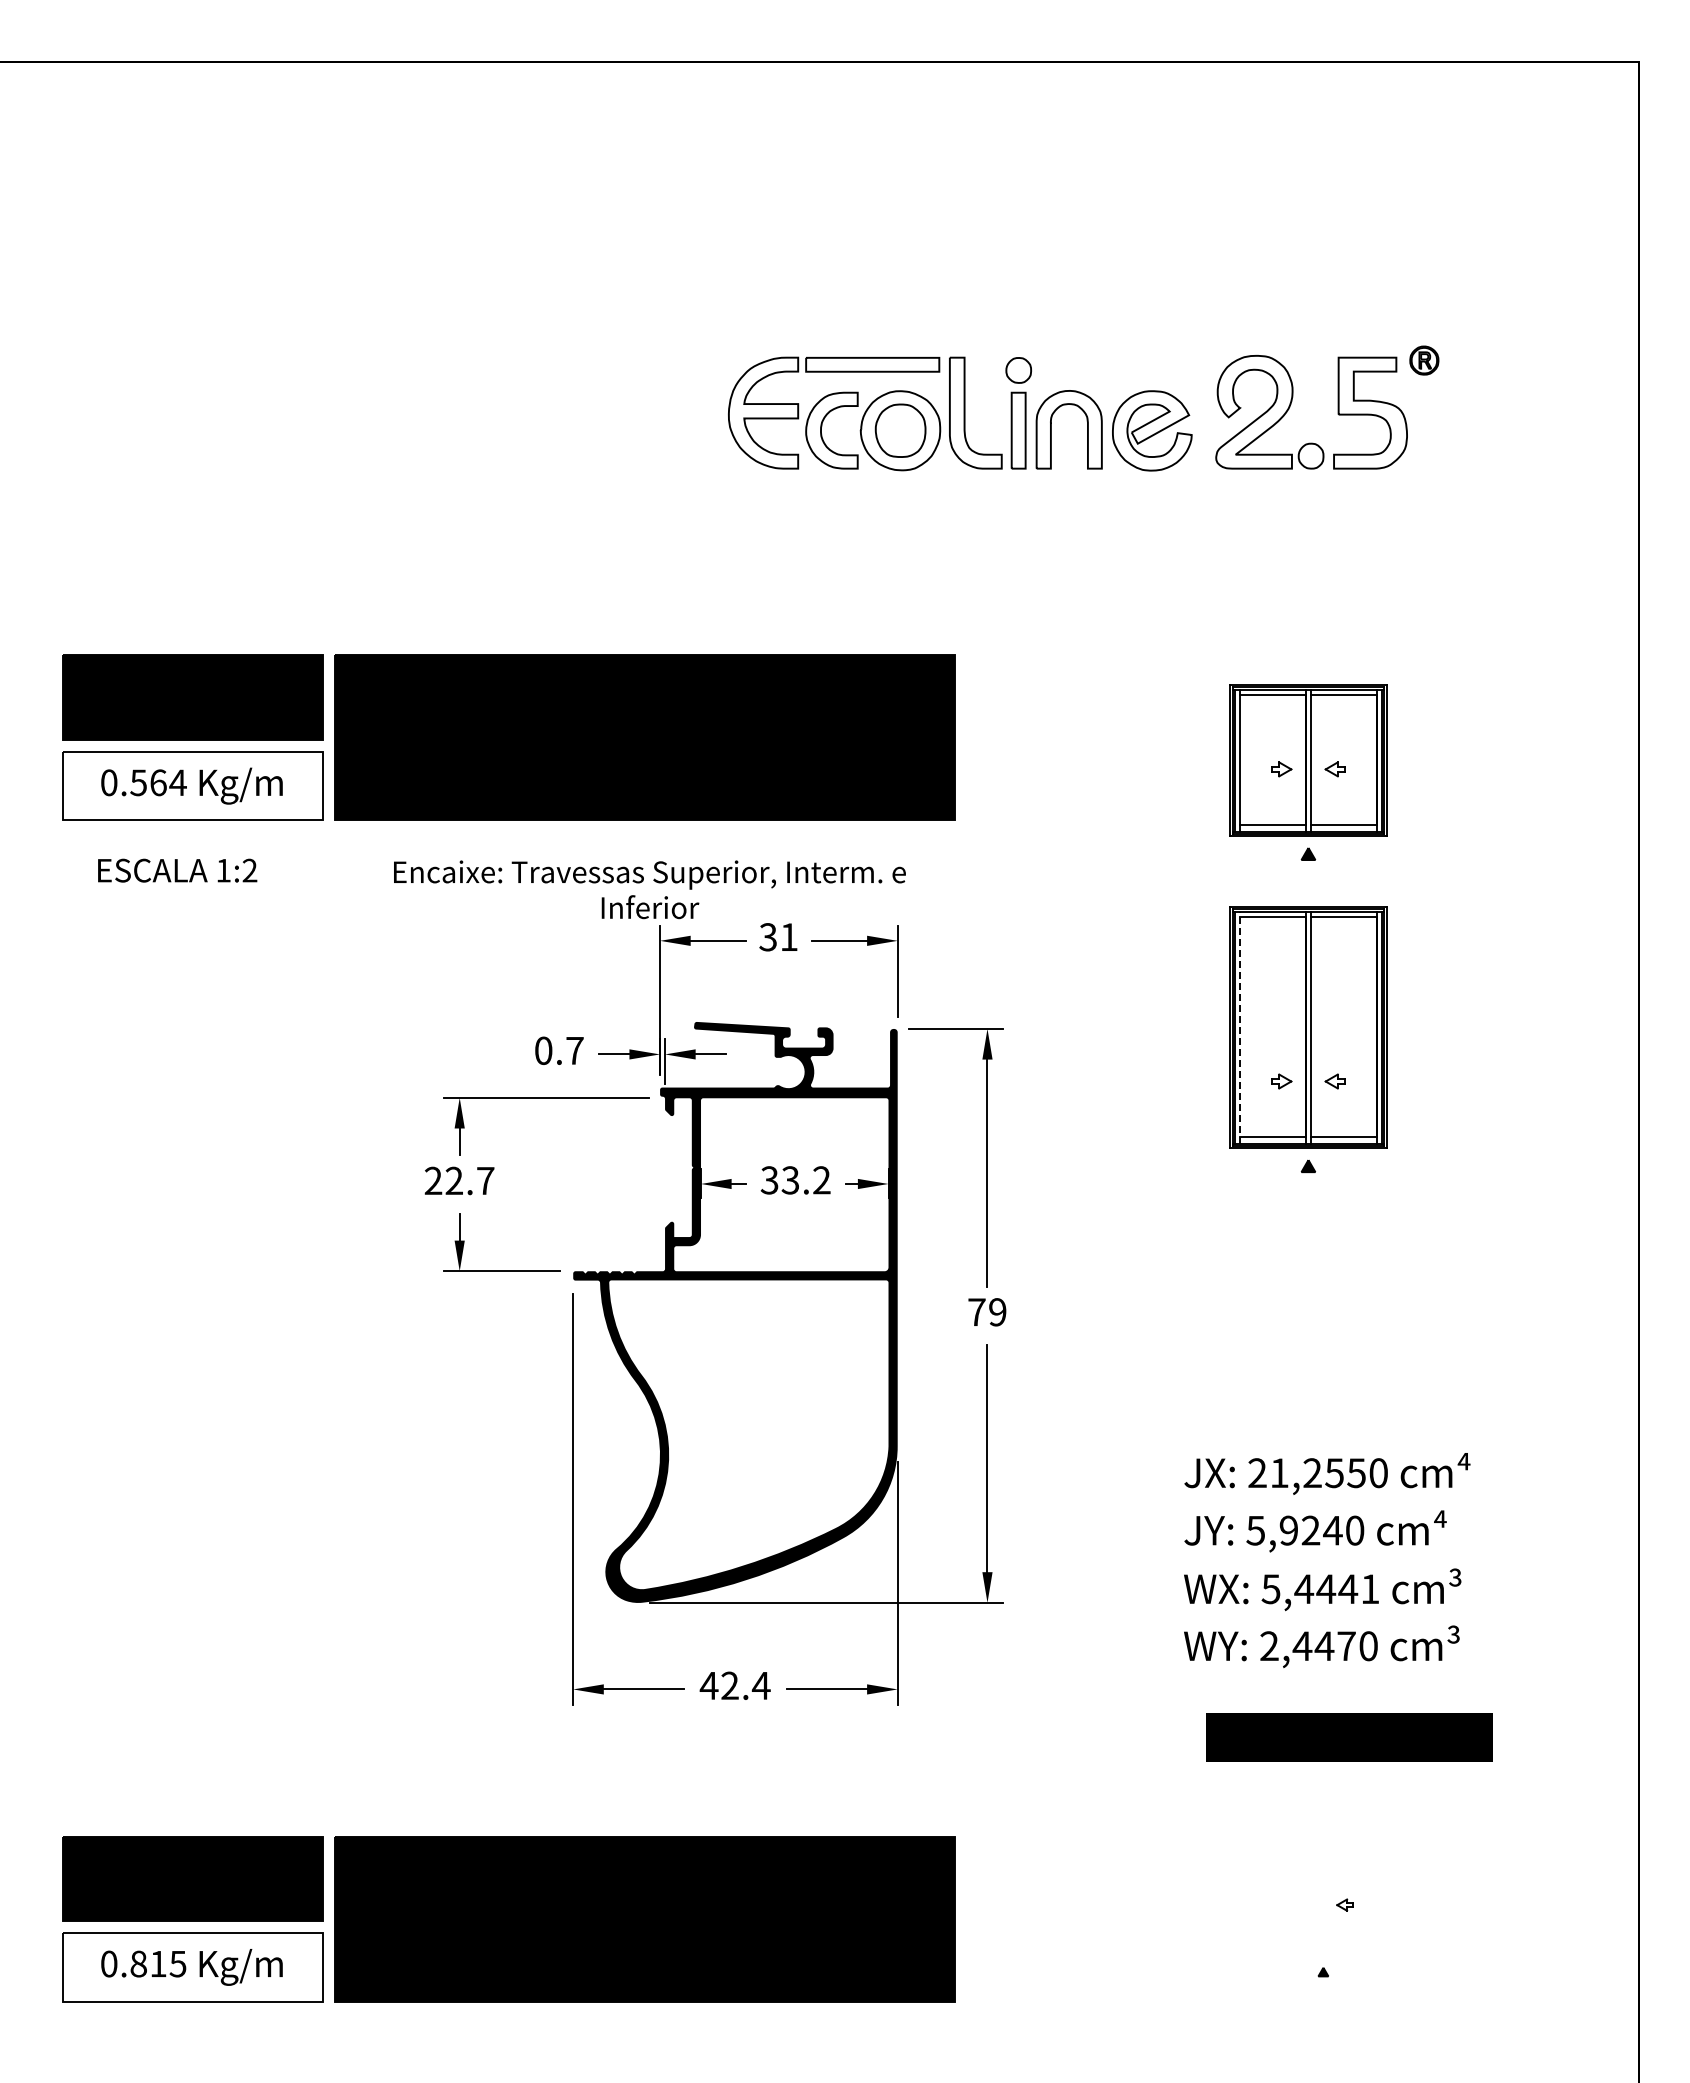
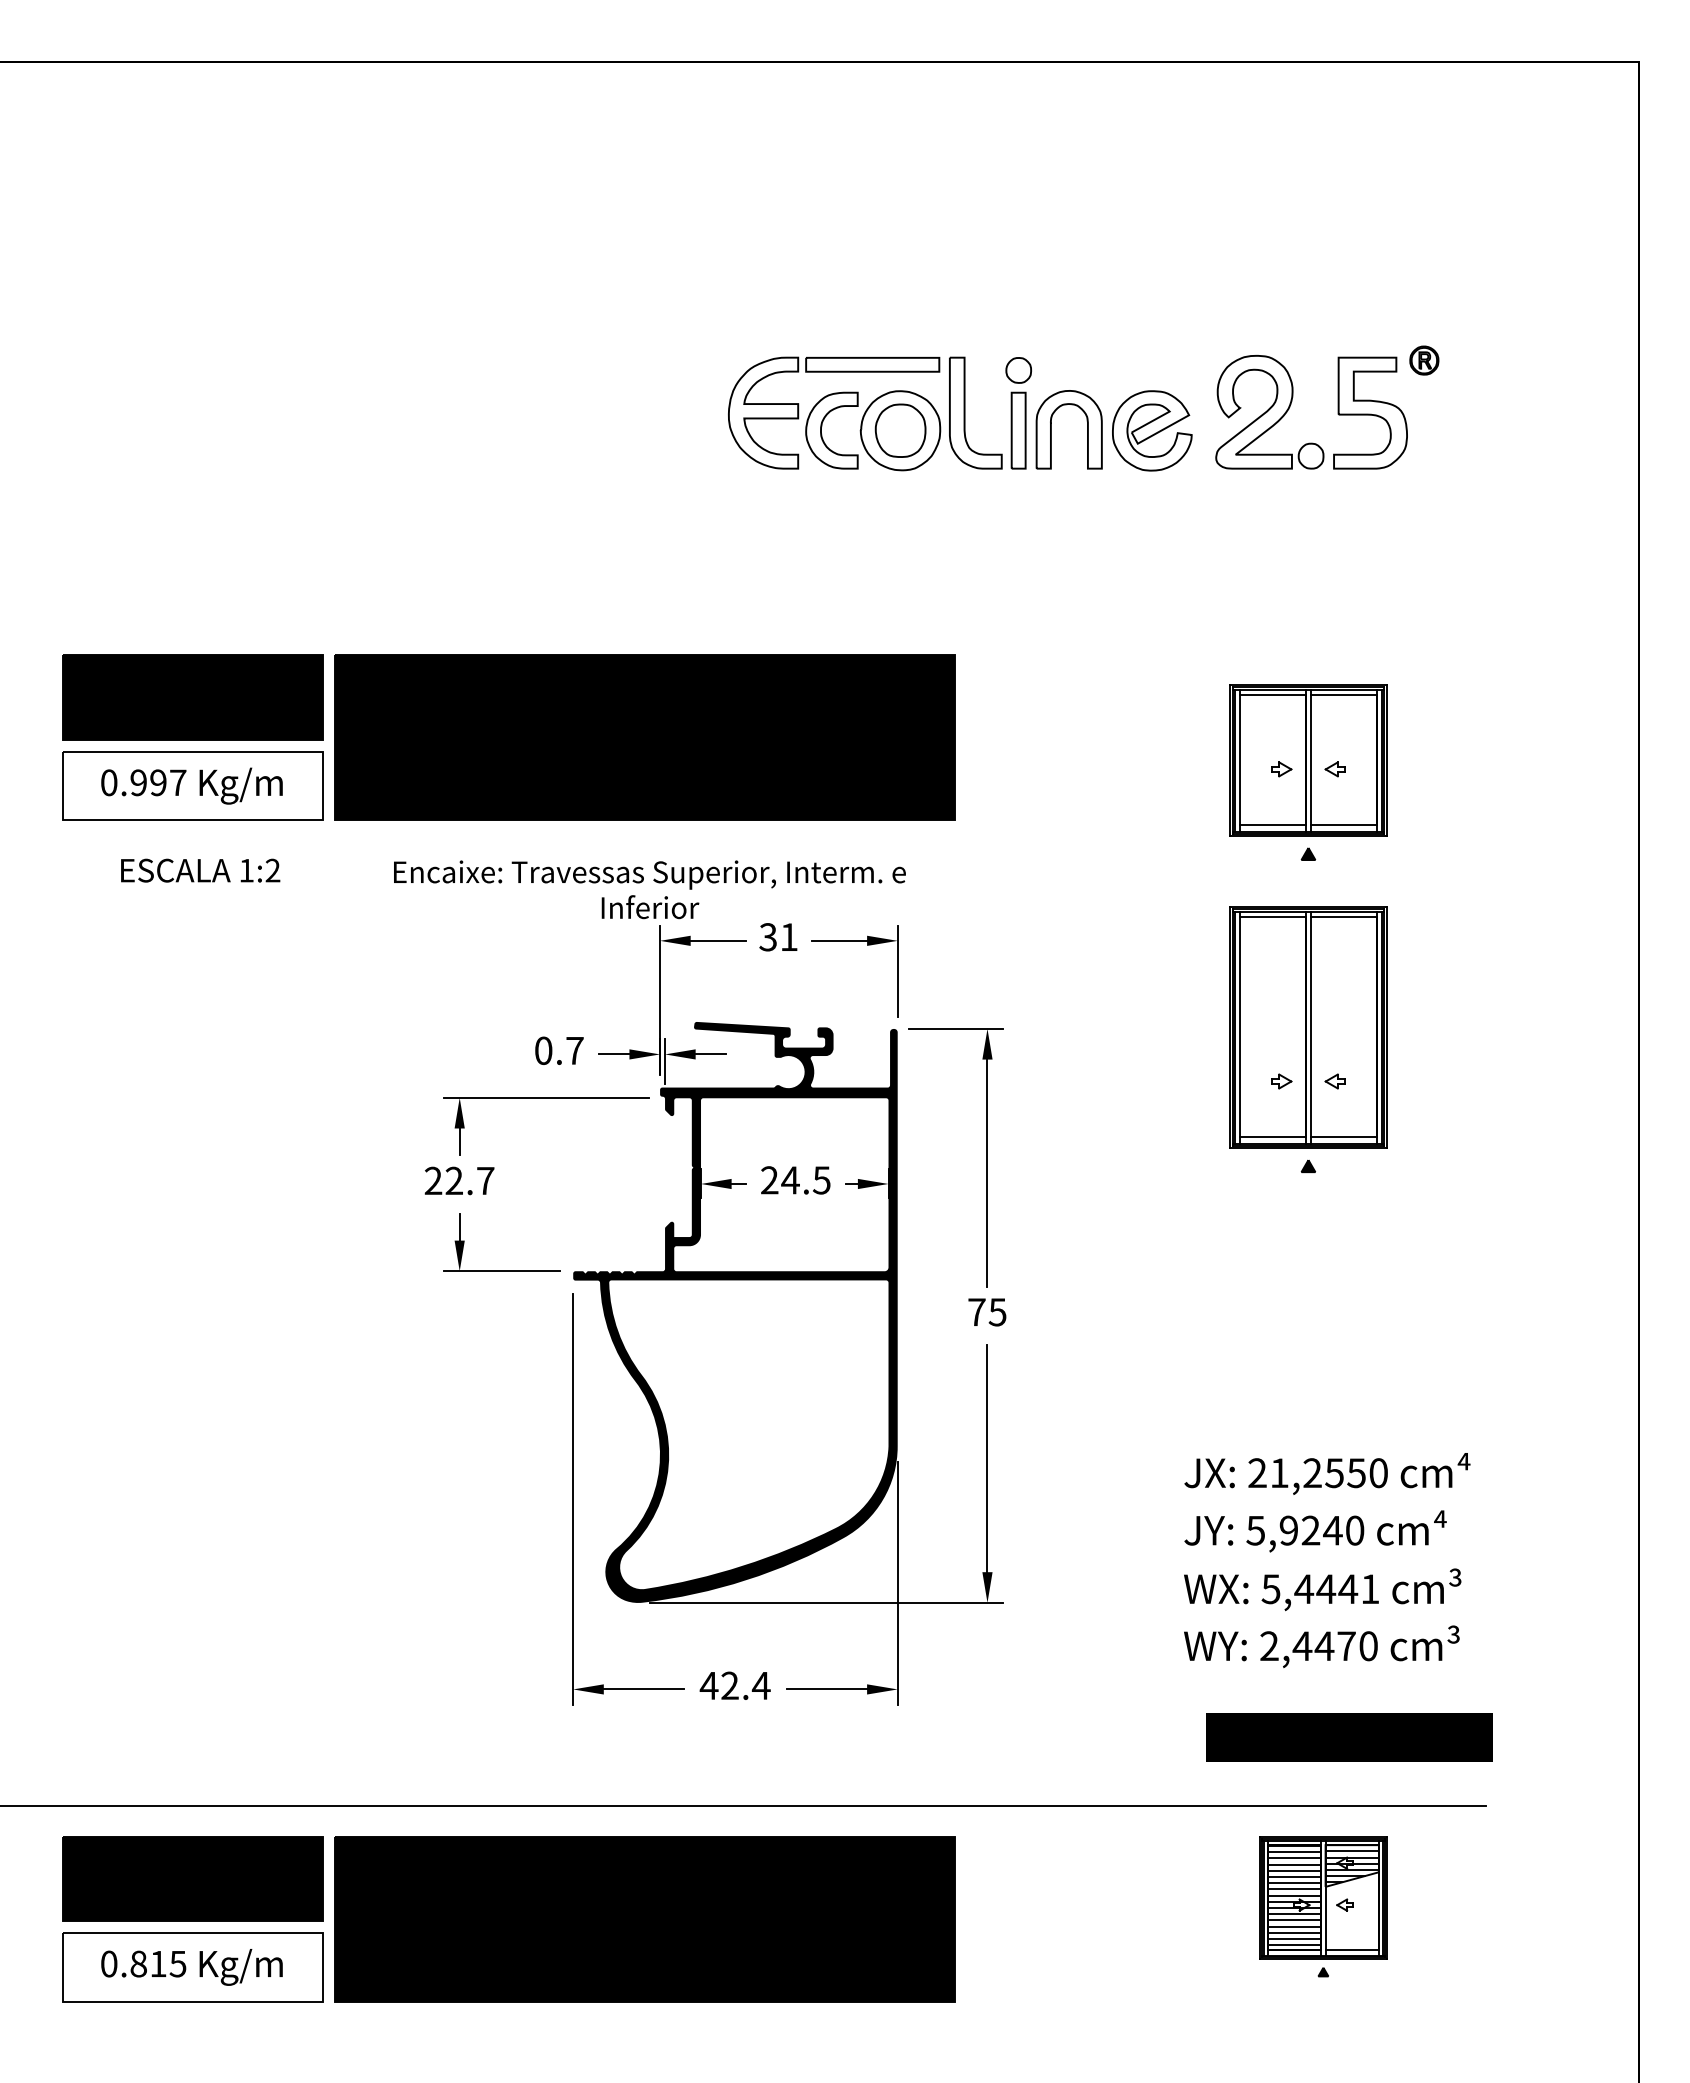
text: 0.564 -> 0.997 (158, 782)
text position: (177, 870) -> (200, 870) (200, 870)
line: dashed -> solid (1240, 1027)
text: 33.2 -> 24.5 (795, 1180)
text: 79 -> 75 (997, 1312)
line: none -> present (744, 1806)
part: none -> present (1323, 1897)
